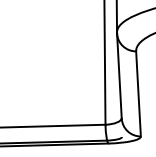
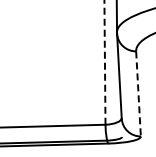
line: solid -> dashed (104, 62)
line: solid -> dashed (138, 93)
